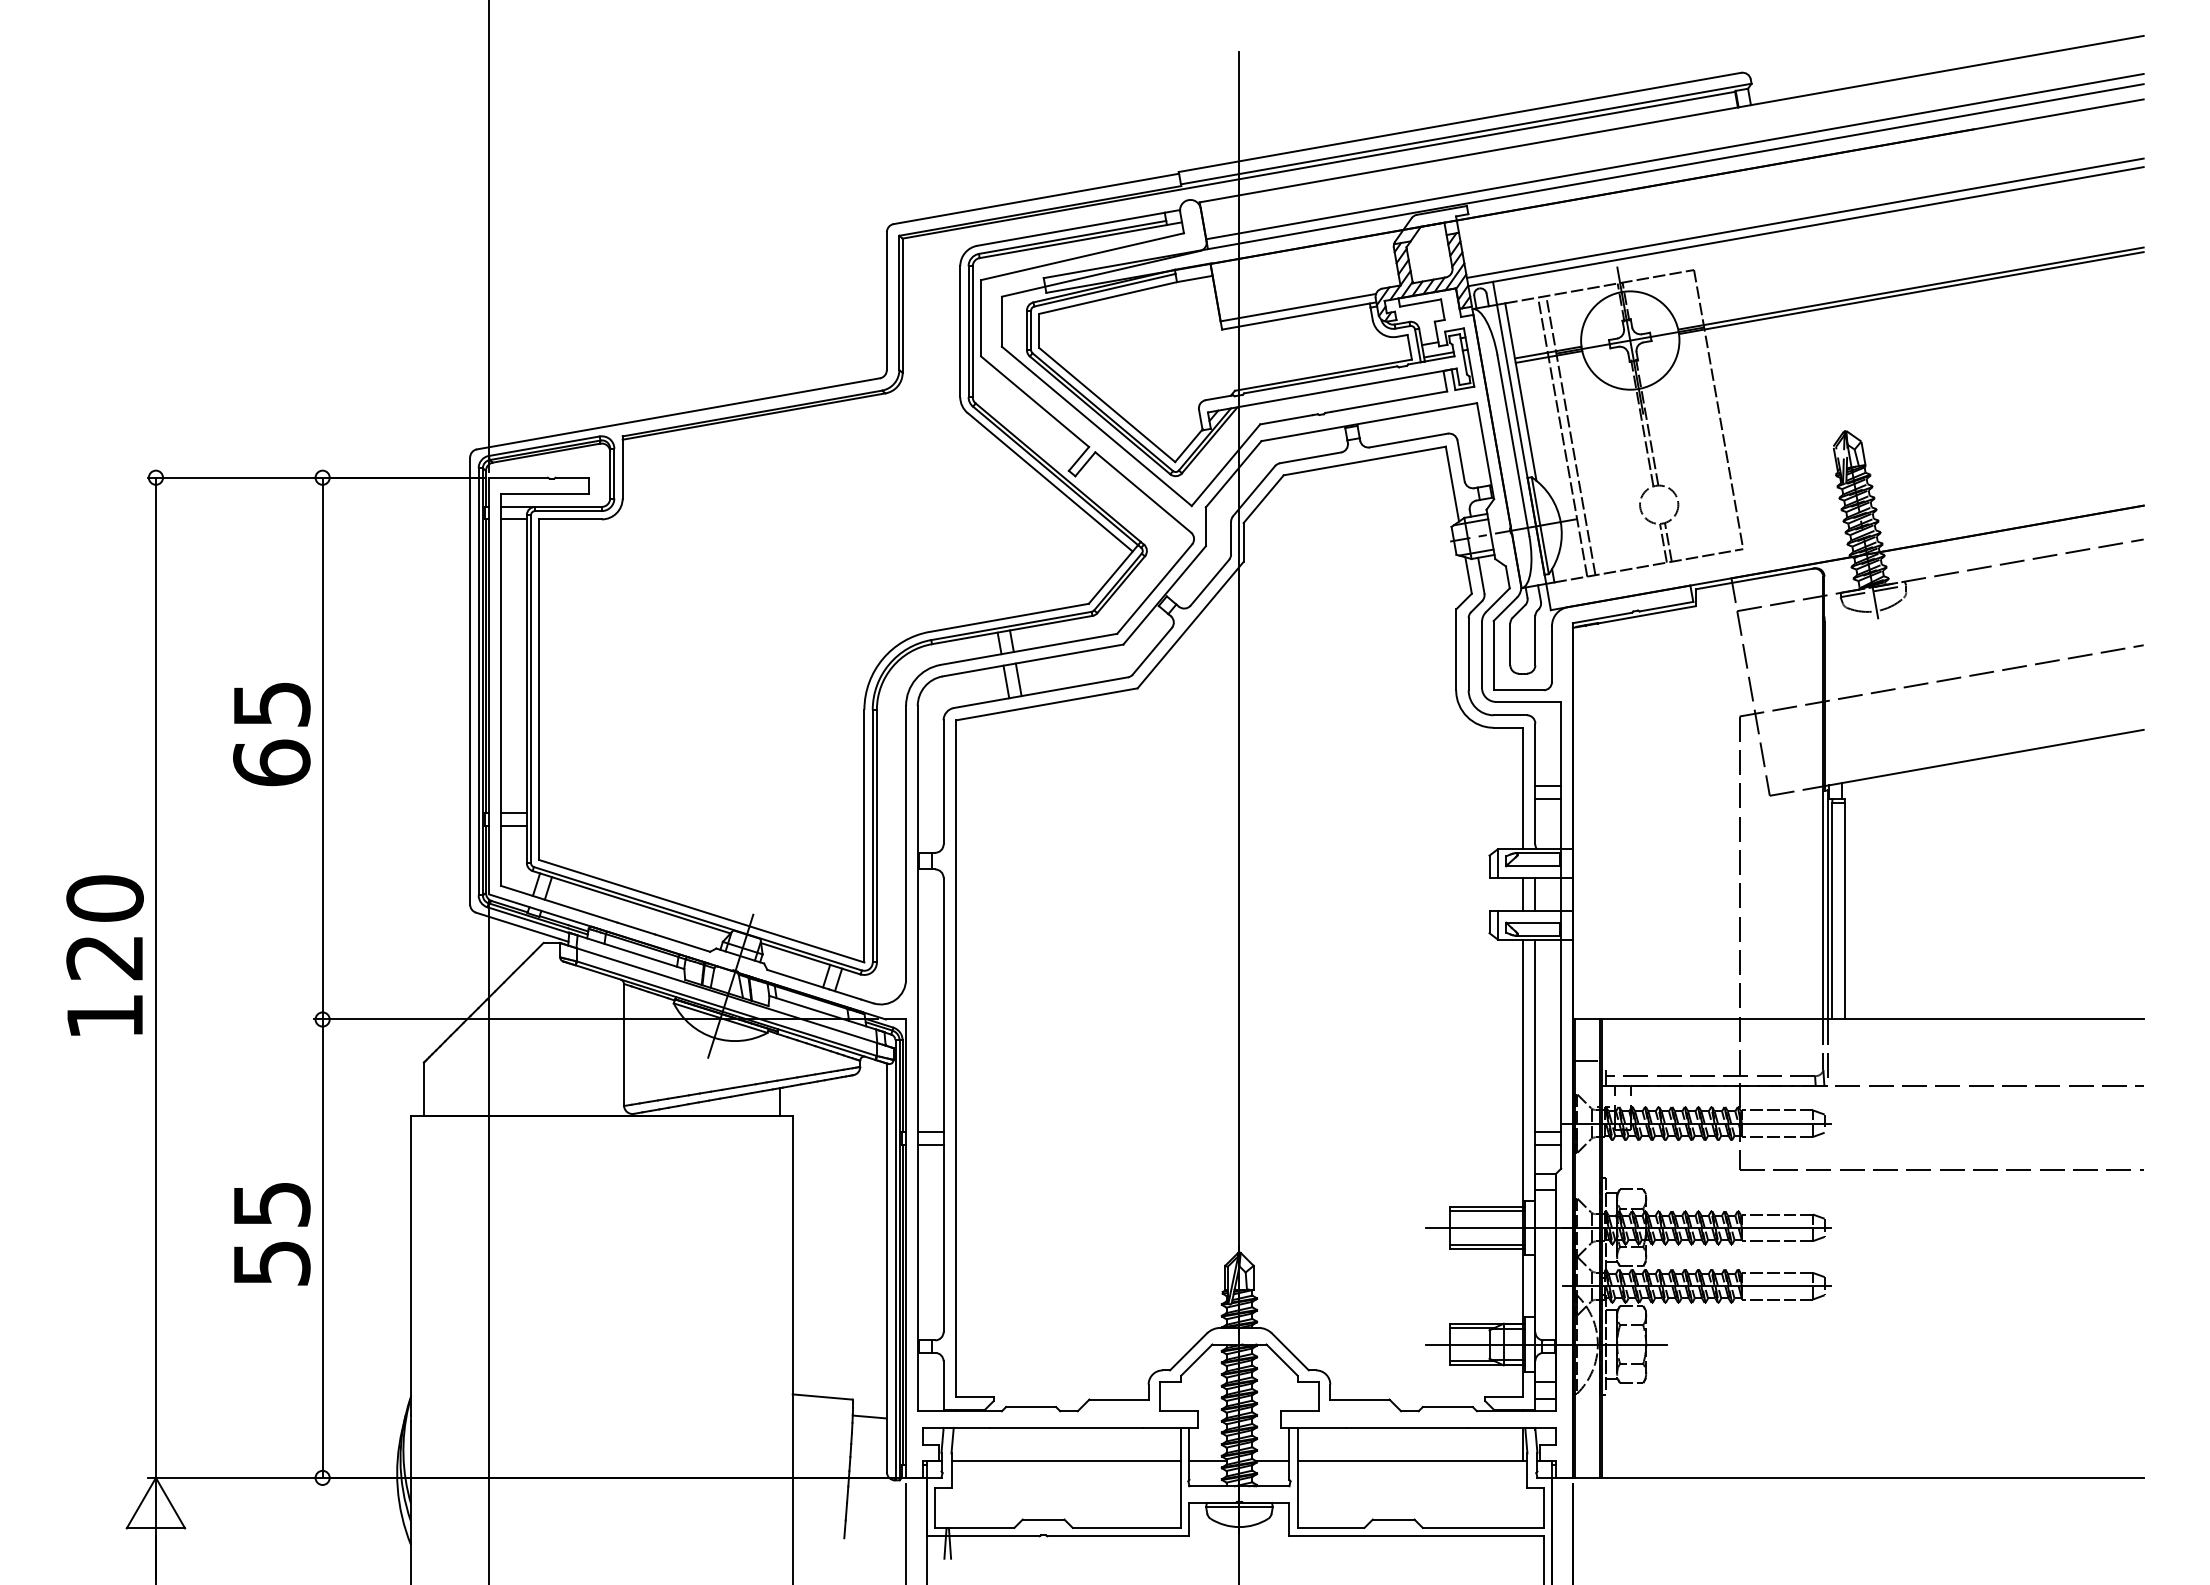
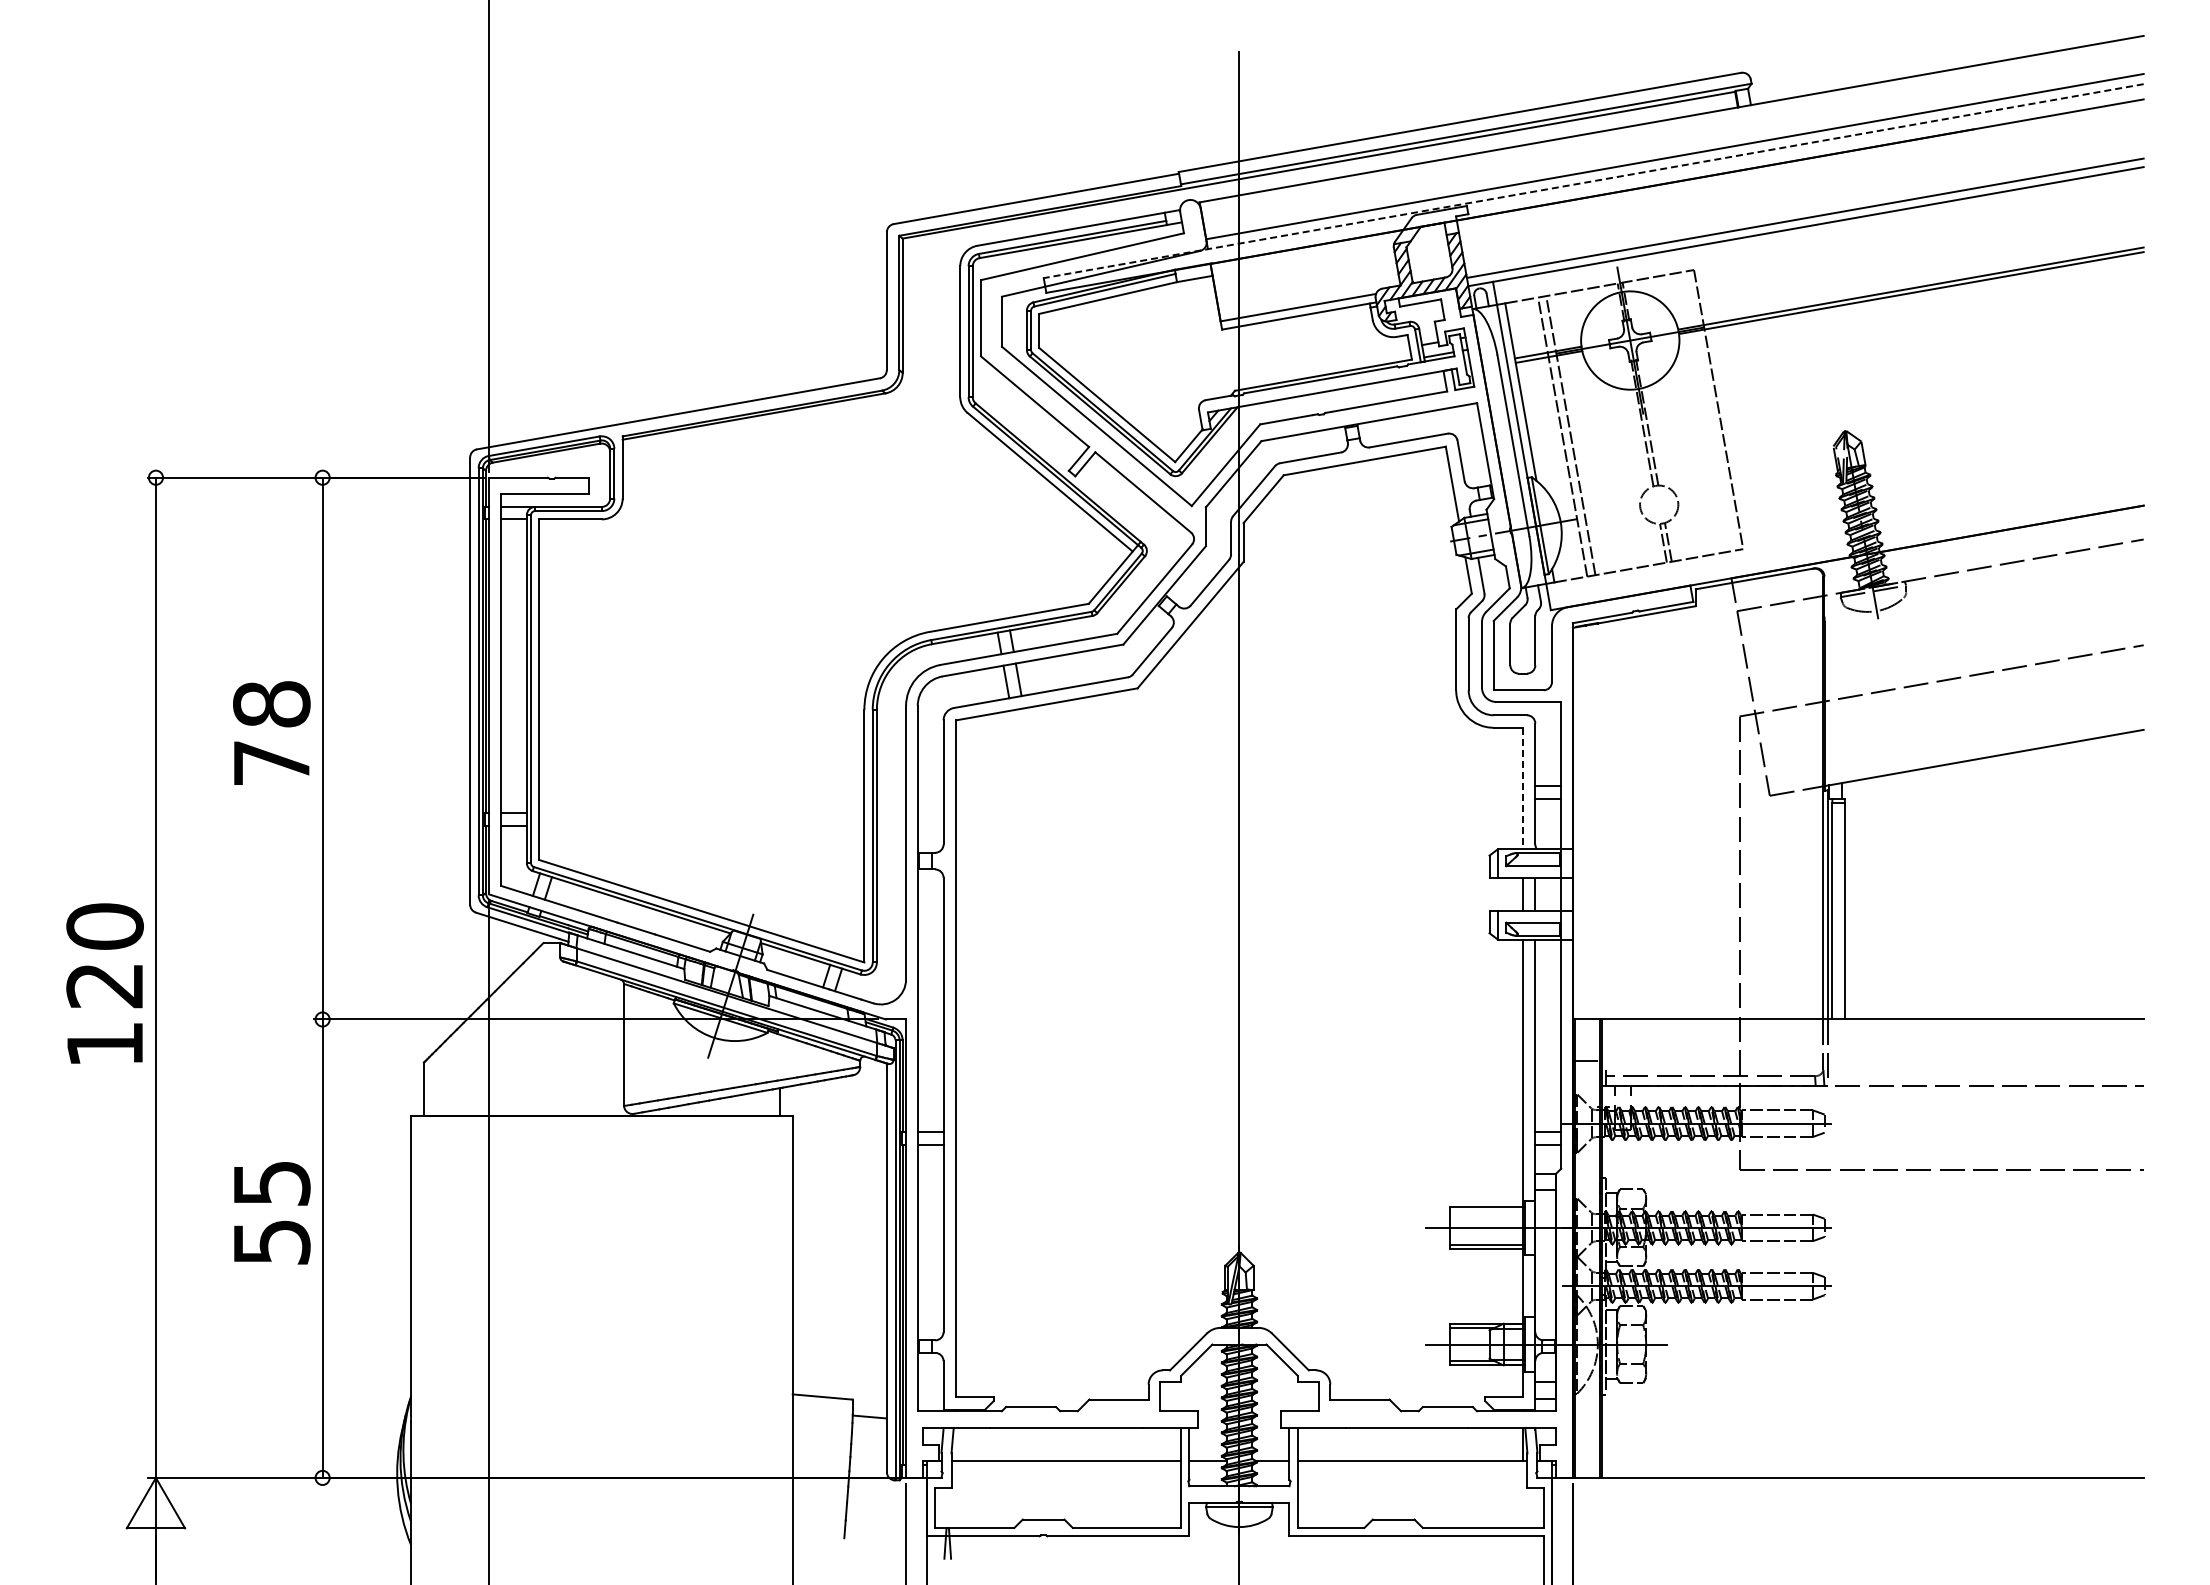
line: solid -> dashed (1593, 181)
text: 65 -> 78 (271, 733)
line: solid -> dashed (1522, 788)
text position: (104, 955) -> (104, 983) (104, 983)
line: present -> none (1487, 1211)
text position: (272, 1234) -> (272, 1213) (272, 1213)
